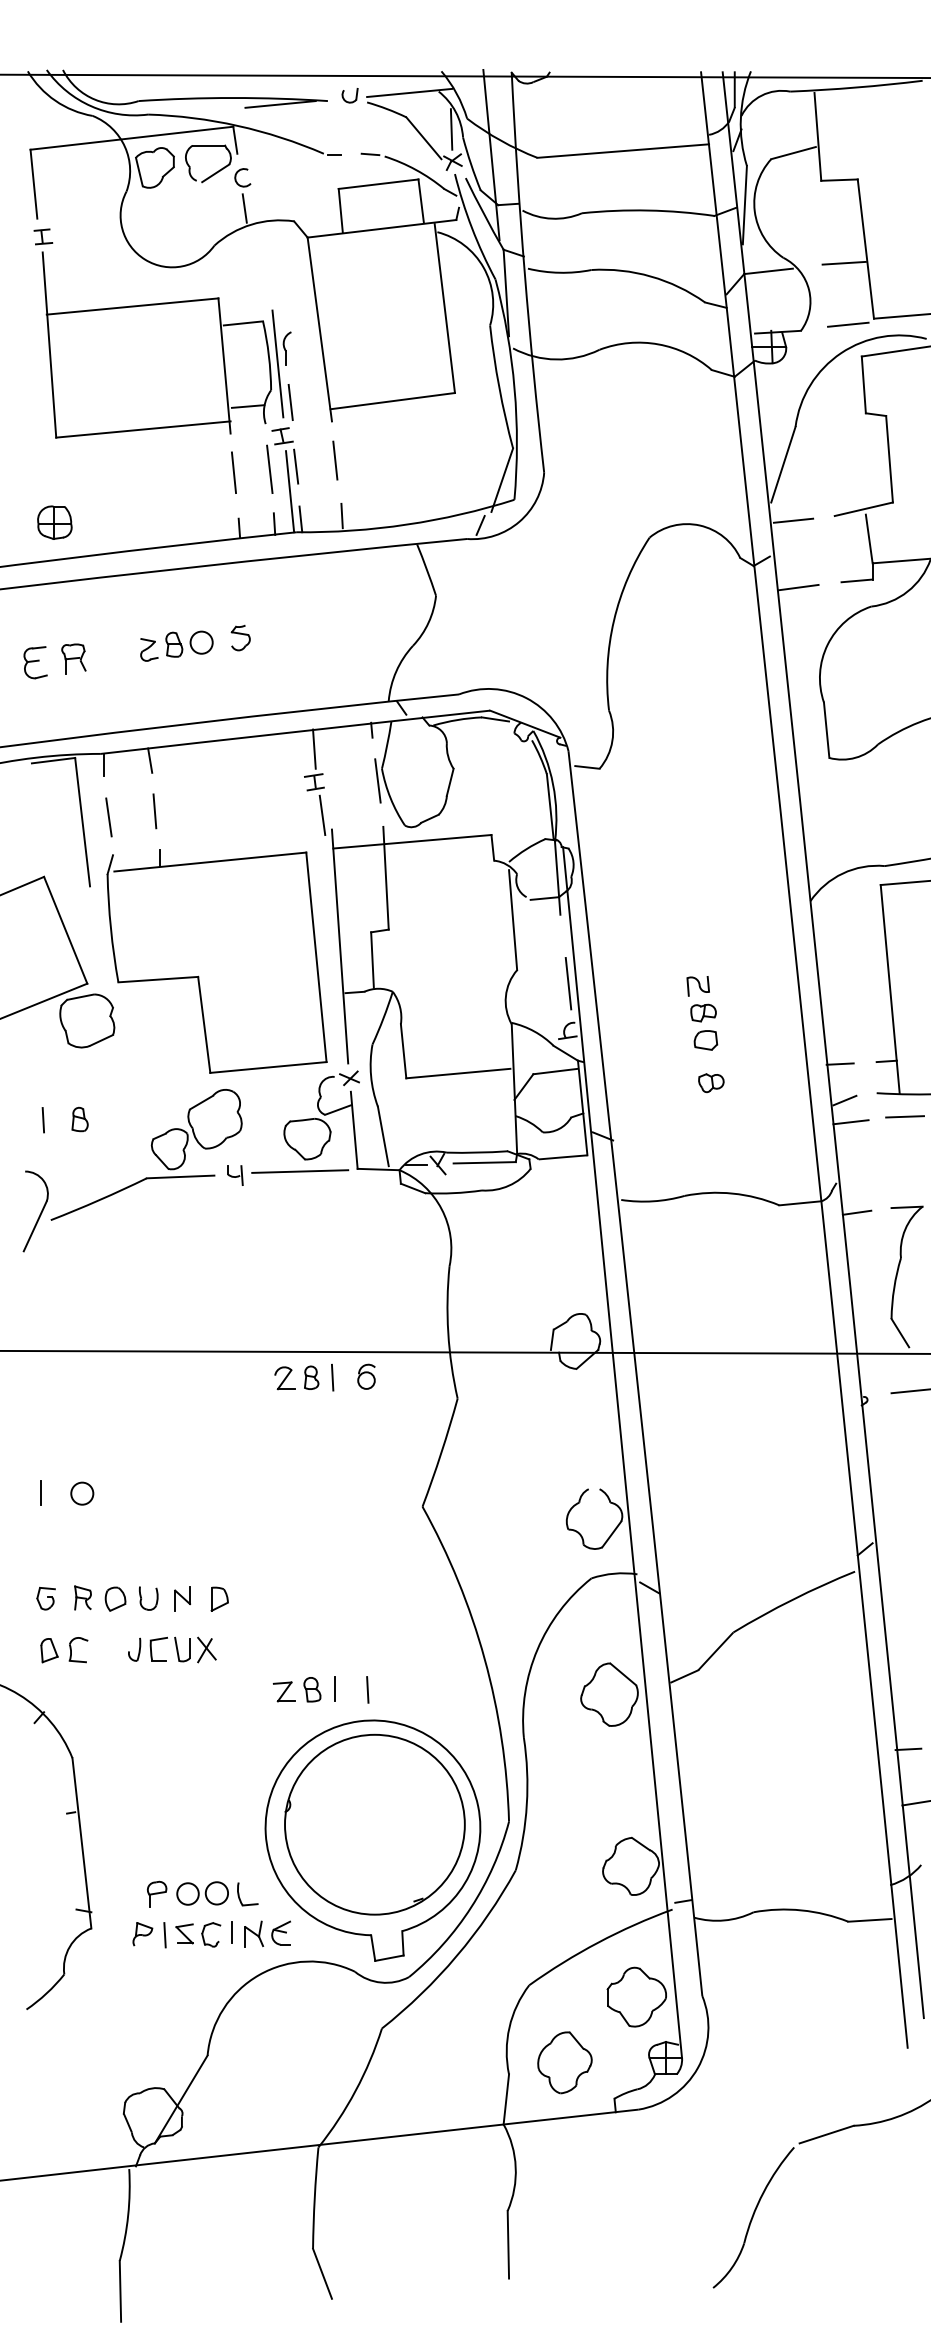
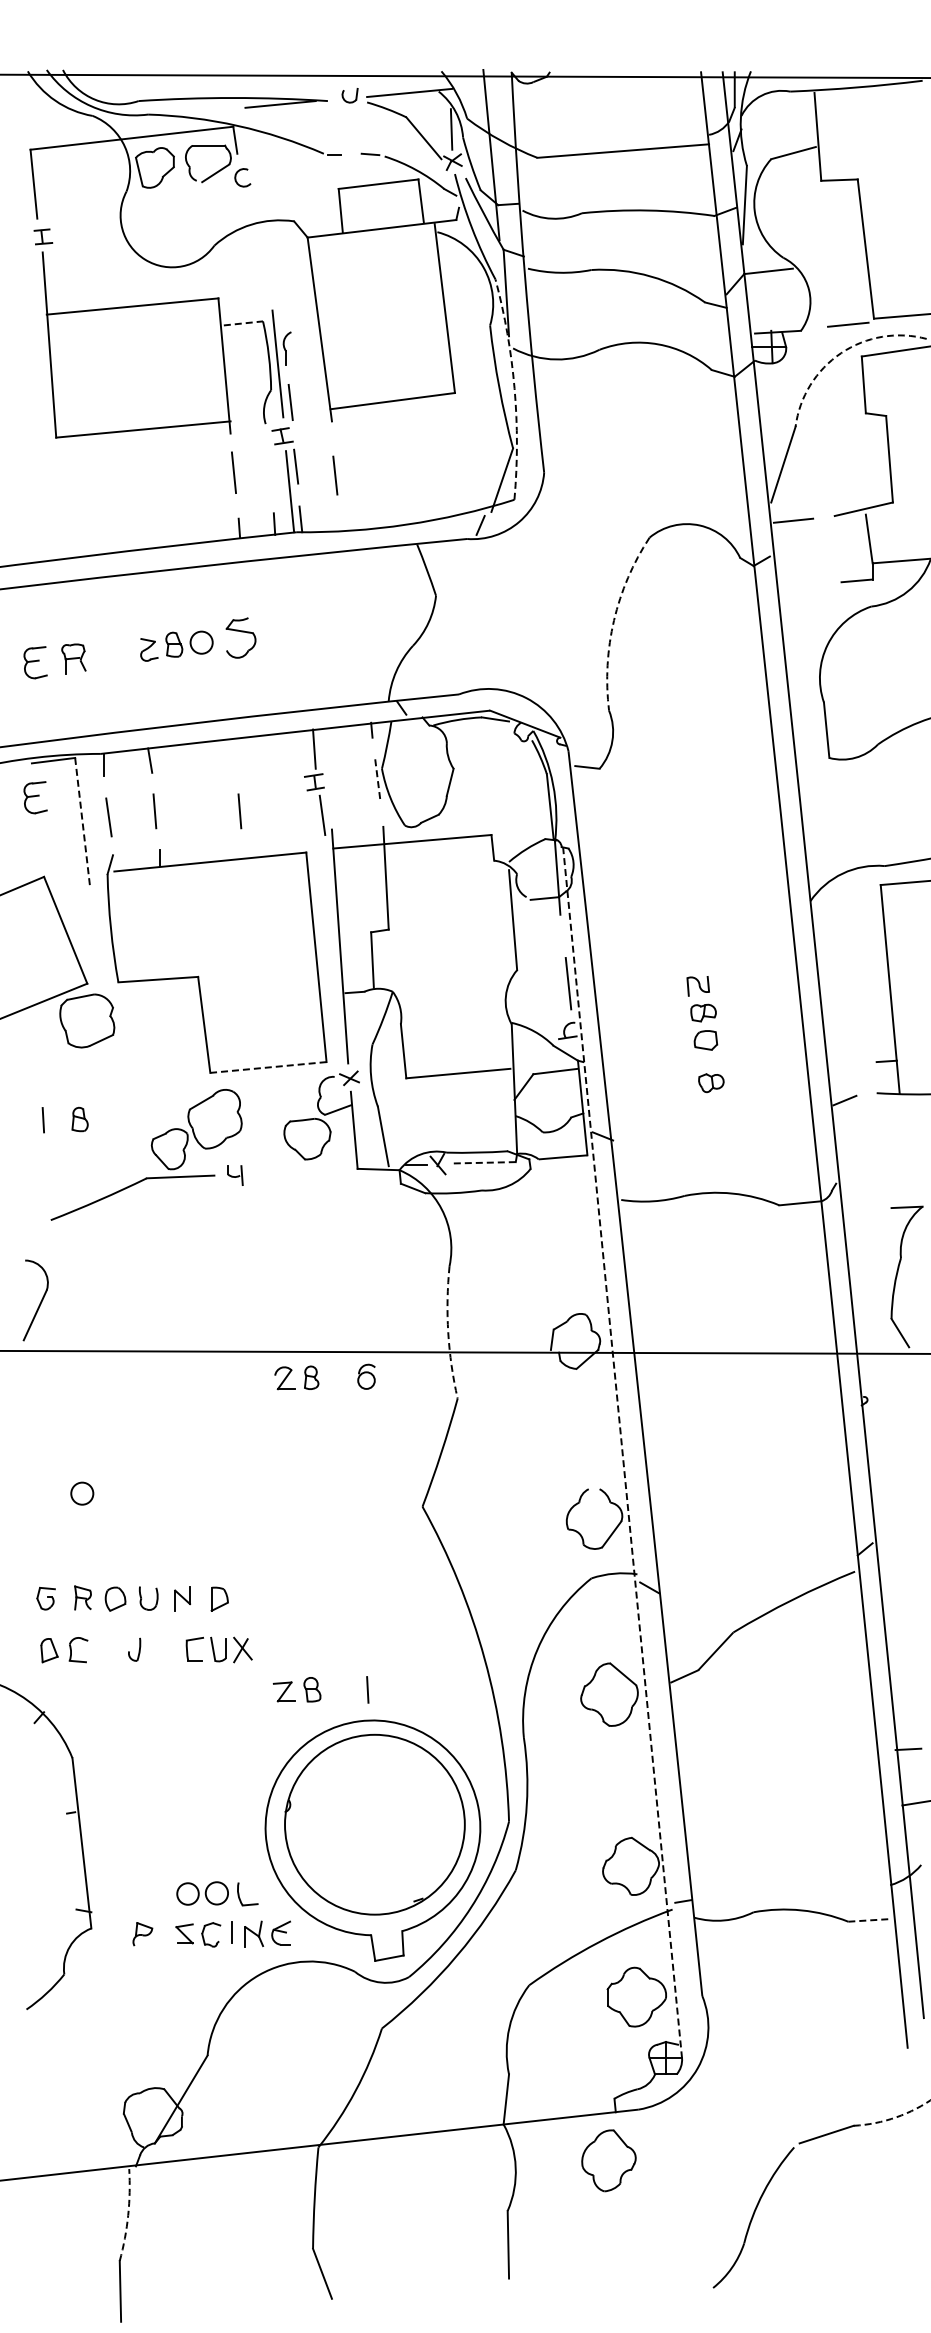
line: present -> none (244, 208)
line: present -> none (843, 262)
line: solid -> dashed (243, 323)
arc: solid -> dashed (841, 353)
arc: solid -> dashed (514, 388)
line: present -> none (247, 406)
line position: (335, 460) -> (335, 475) (335, 475)
line: present -> none (269, 469)
line: present -> none (341, 515)
part: present -> none (54, 522)
line: present -> none (798, 587)
arc: solid -> dashed (614, 620)
part size: 21x28 px -> 32x42 px (240, 637)
line: solid -> dashed (377, 780)
part: none -> present (35, 797)
line: none -> present (239, 811)
line: solid -> dashed (82, 822)
line: present -> none (839, 1063)
line: solid -> dashed (267, 1067)
line: present -> none (904, 1116)
line: present -> none (850, 1122)
line: solid -> dashed (484, 1162)
line: present -> none (300, 1171)
part position: (35, 1211) -> (35, 1300) (35, 1300)
line: present -> none (856, 1212)
arc: solid -> dashed (448, 1332)
line: present -> none (332, 1377)
line: present -> none (909, 1391)
line: solid -> dashed (622, 1453)
line: present -> none (41, 1493)
part position: (182, 1649) -> (218, 1649) (218, 1649)
line: present -> none (334, 1689)
part: present -> none (156, 1893)
line: solid -> dashed (869, 1920)
line: present -> none (164, 1935)
part position: (564, 2062) -> (608, 2160) (608, 2160)
arc: solid -> dashed (894, 2117)
arc: solid -> dashed (128, 2215)
